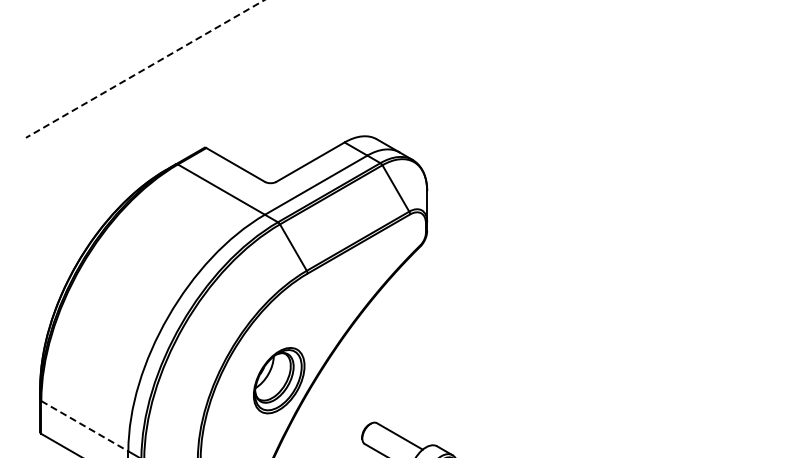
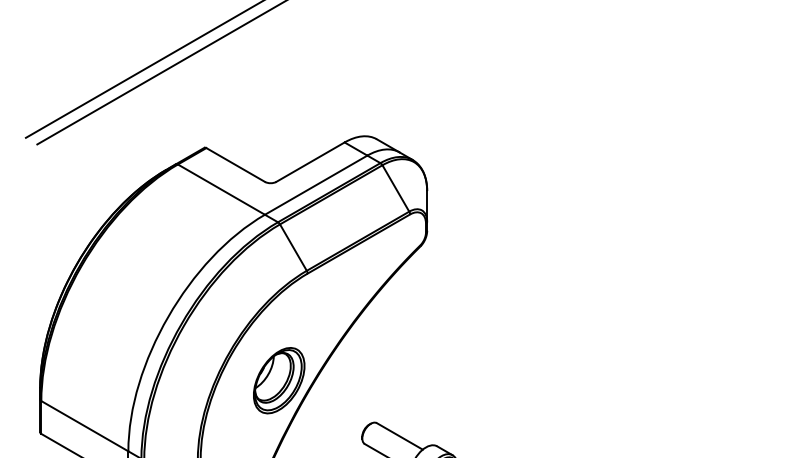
line: dashed -> solid (144, 69)
line: none -> present (160, 73)
line: dashed -> solid (85, 426)
